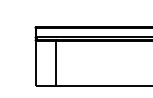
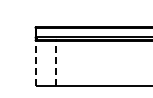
line: solid -> dashed (35, 62)
line: solid -> dashed (56, 62)
